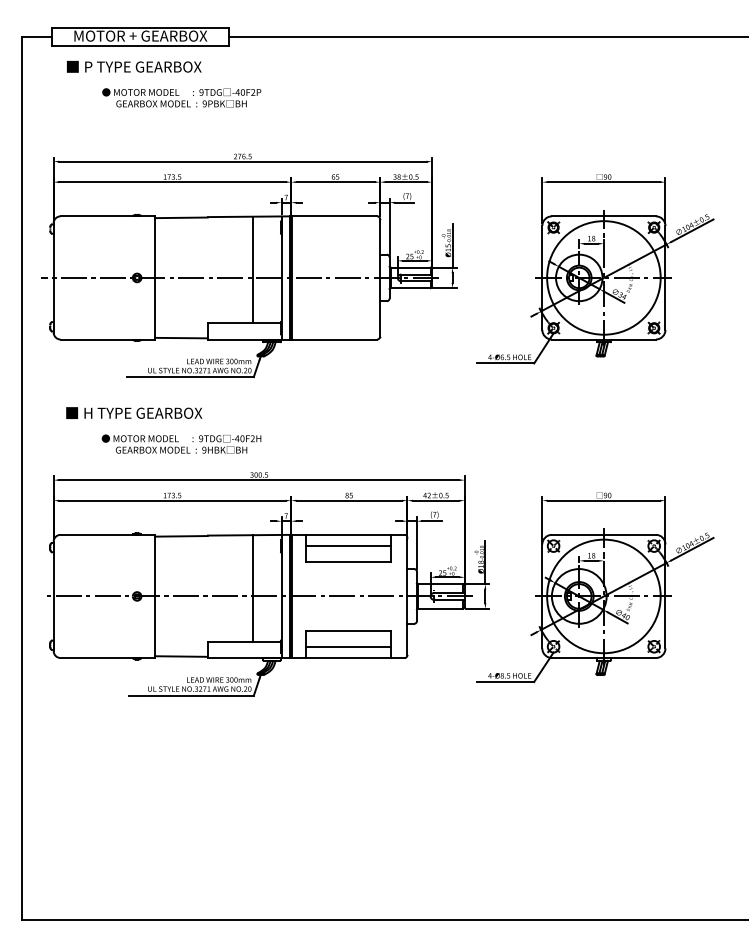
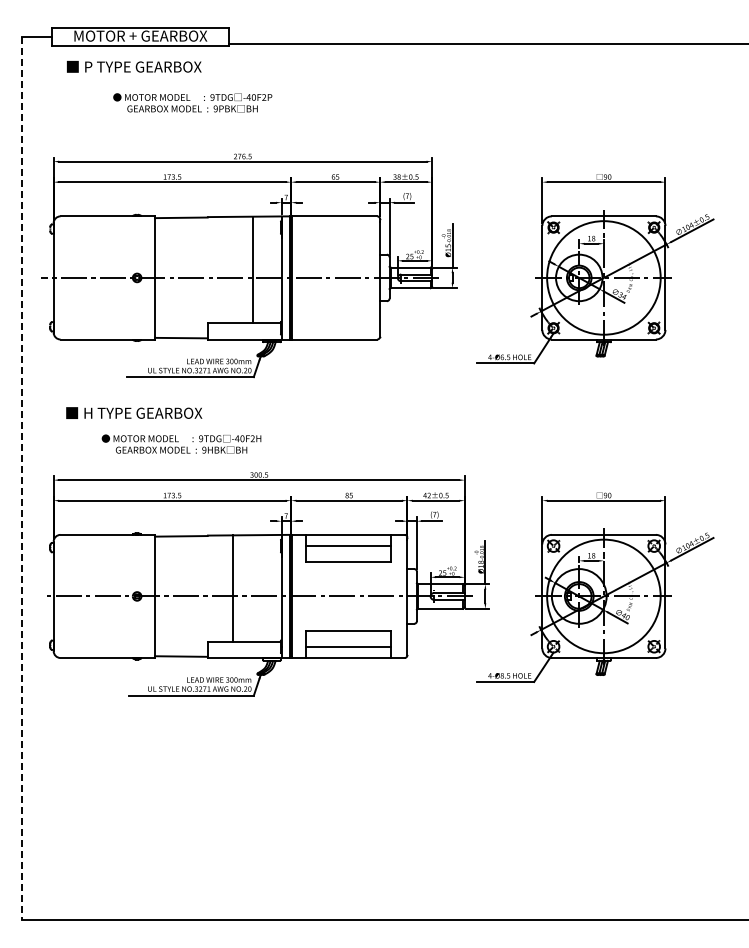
line position: (487, 37) -> (487, 44) (487, 44)
text position: (181, 97) -> (192, 102) (192, 102)
line: solid -> dashed (22, 478)
line position: (253, 588) -> (233, 588) (233, 588)
